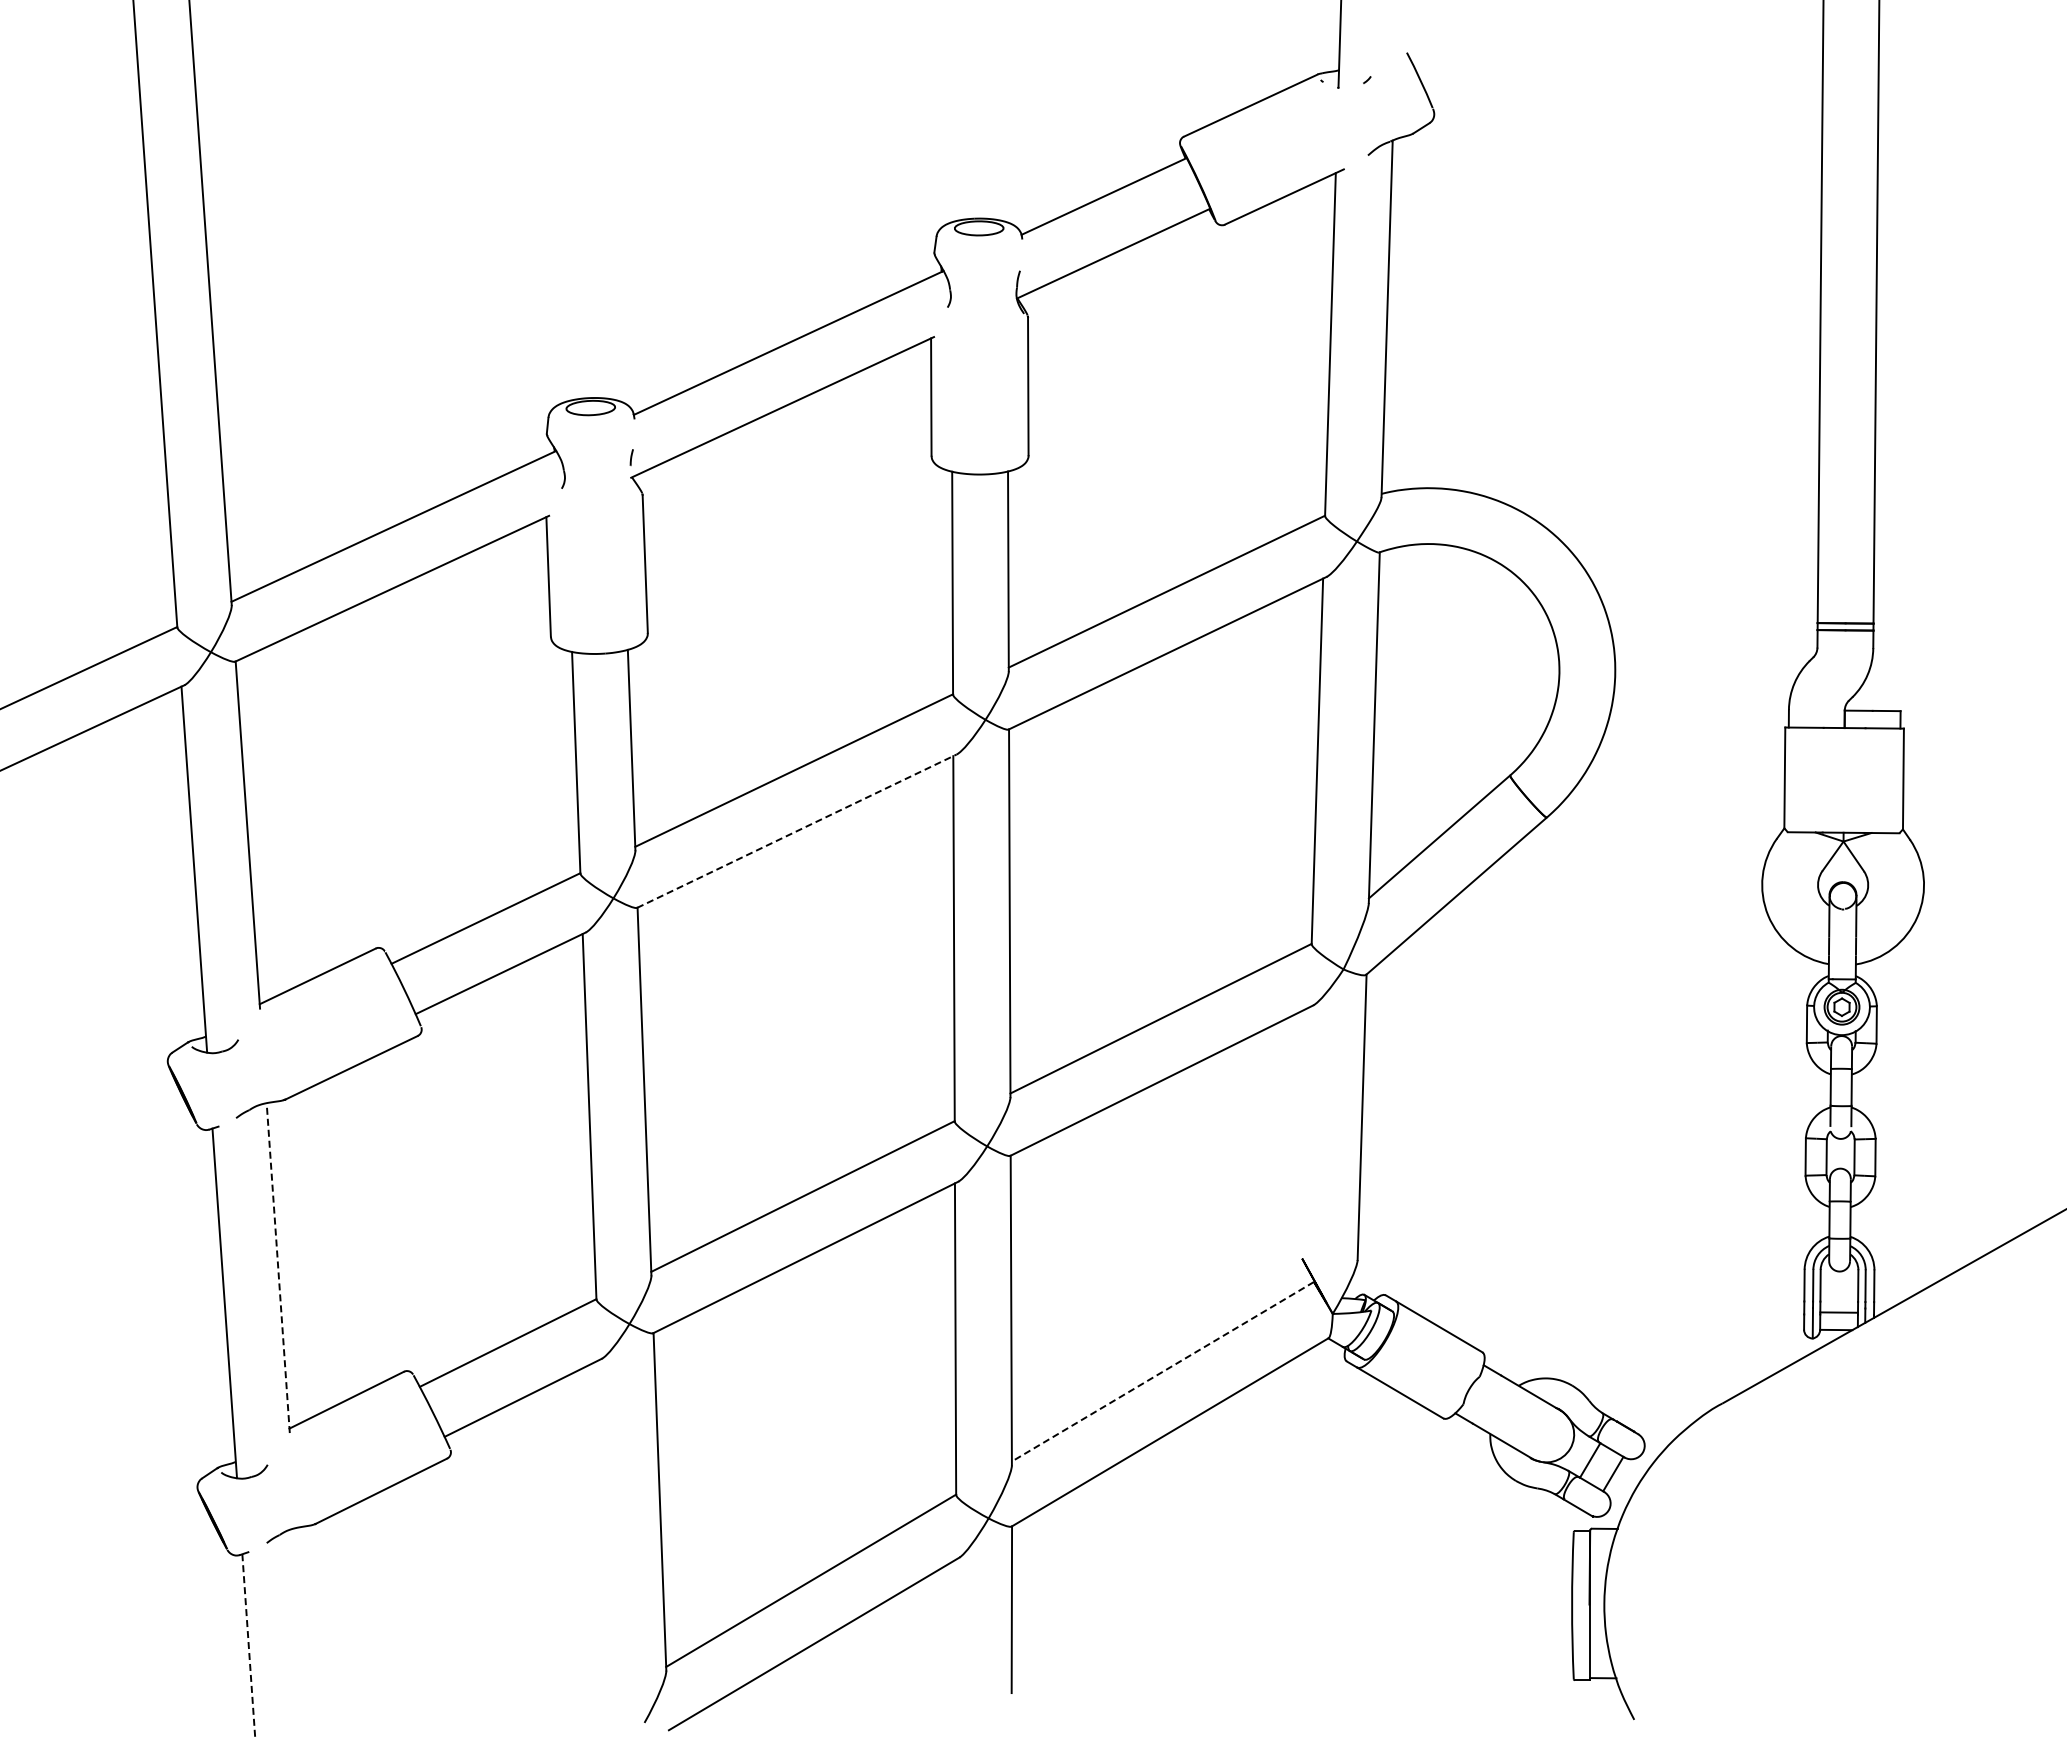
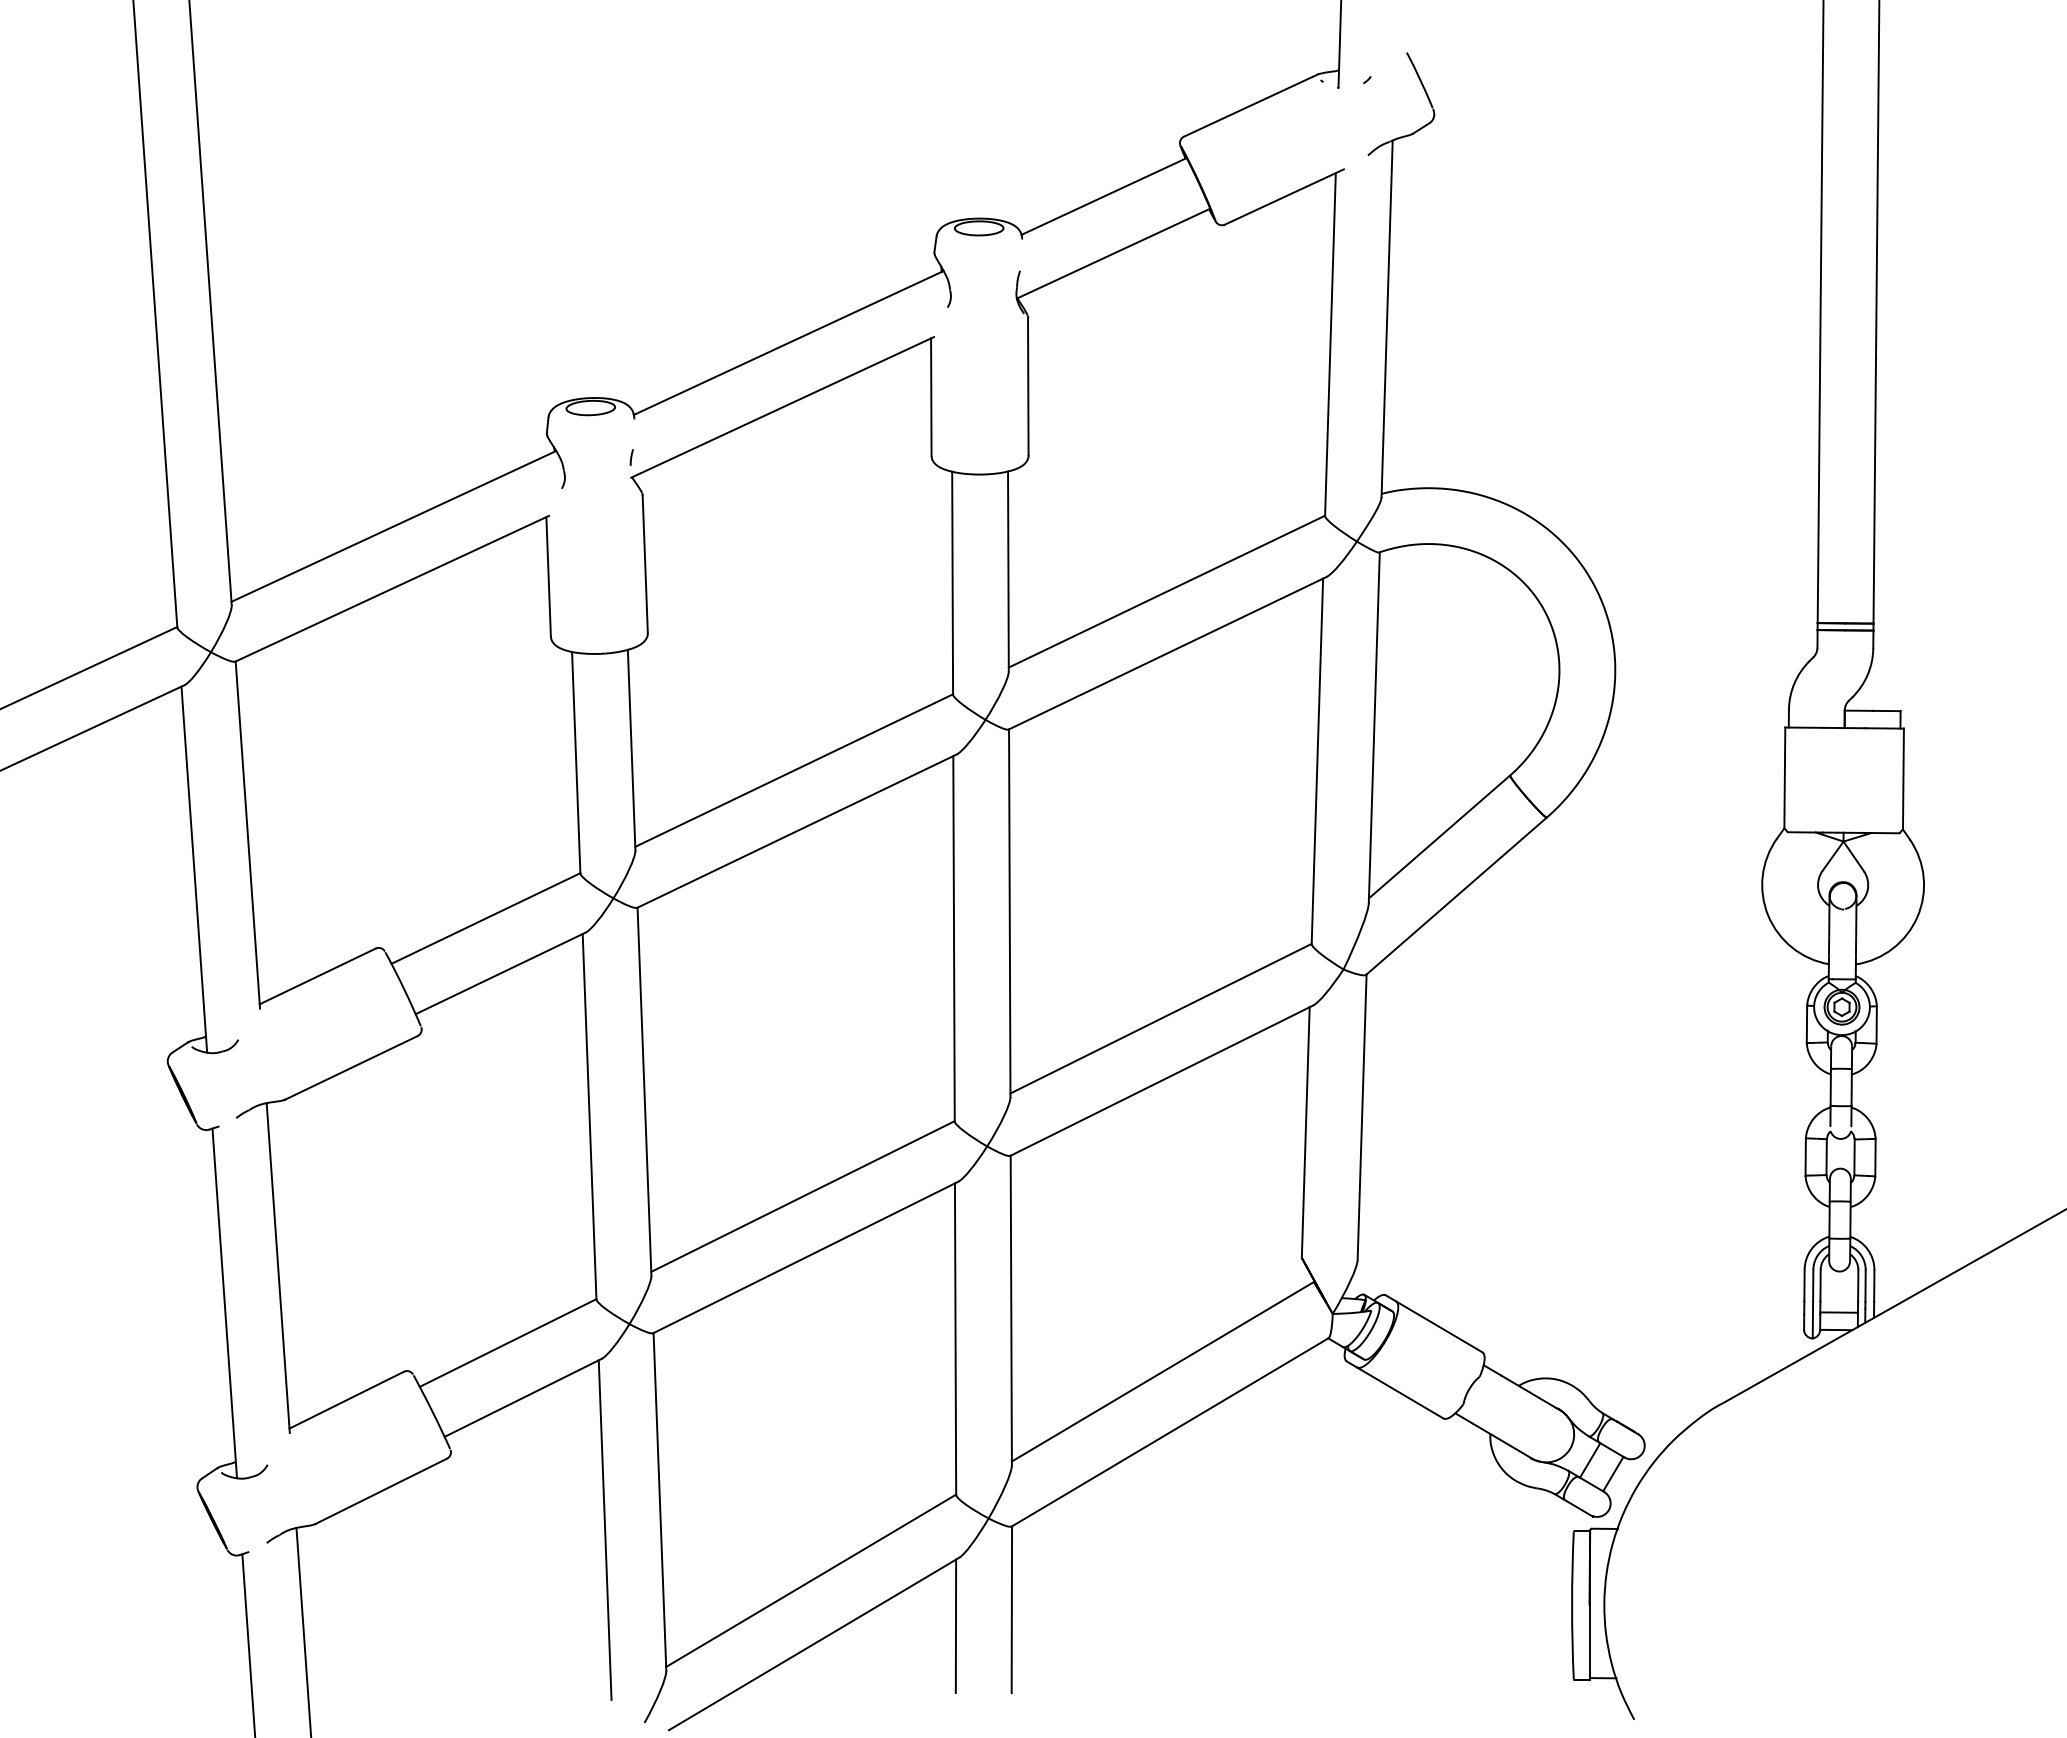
line: dashed -> solid (797, 831)
line: none -> present (1305, 1132)
line: dashed -> solid (278, 1267)
line: dashed -> solid (1162, 1371)
line: none -> present (604, 1529)
line: none -> present (955, 1625)
line: none -> present (303, 1630)
line: dashed -> solid (248, 1645)
